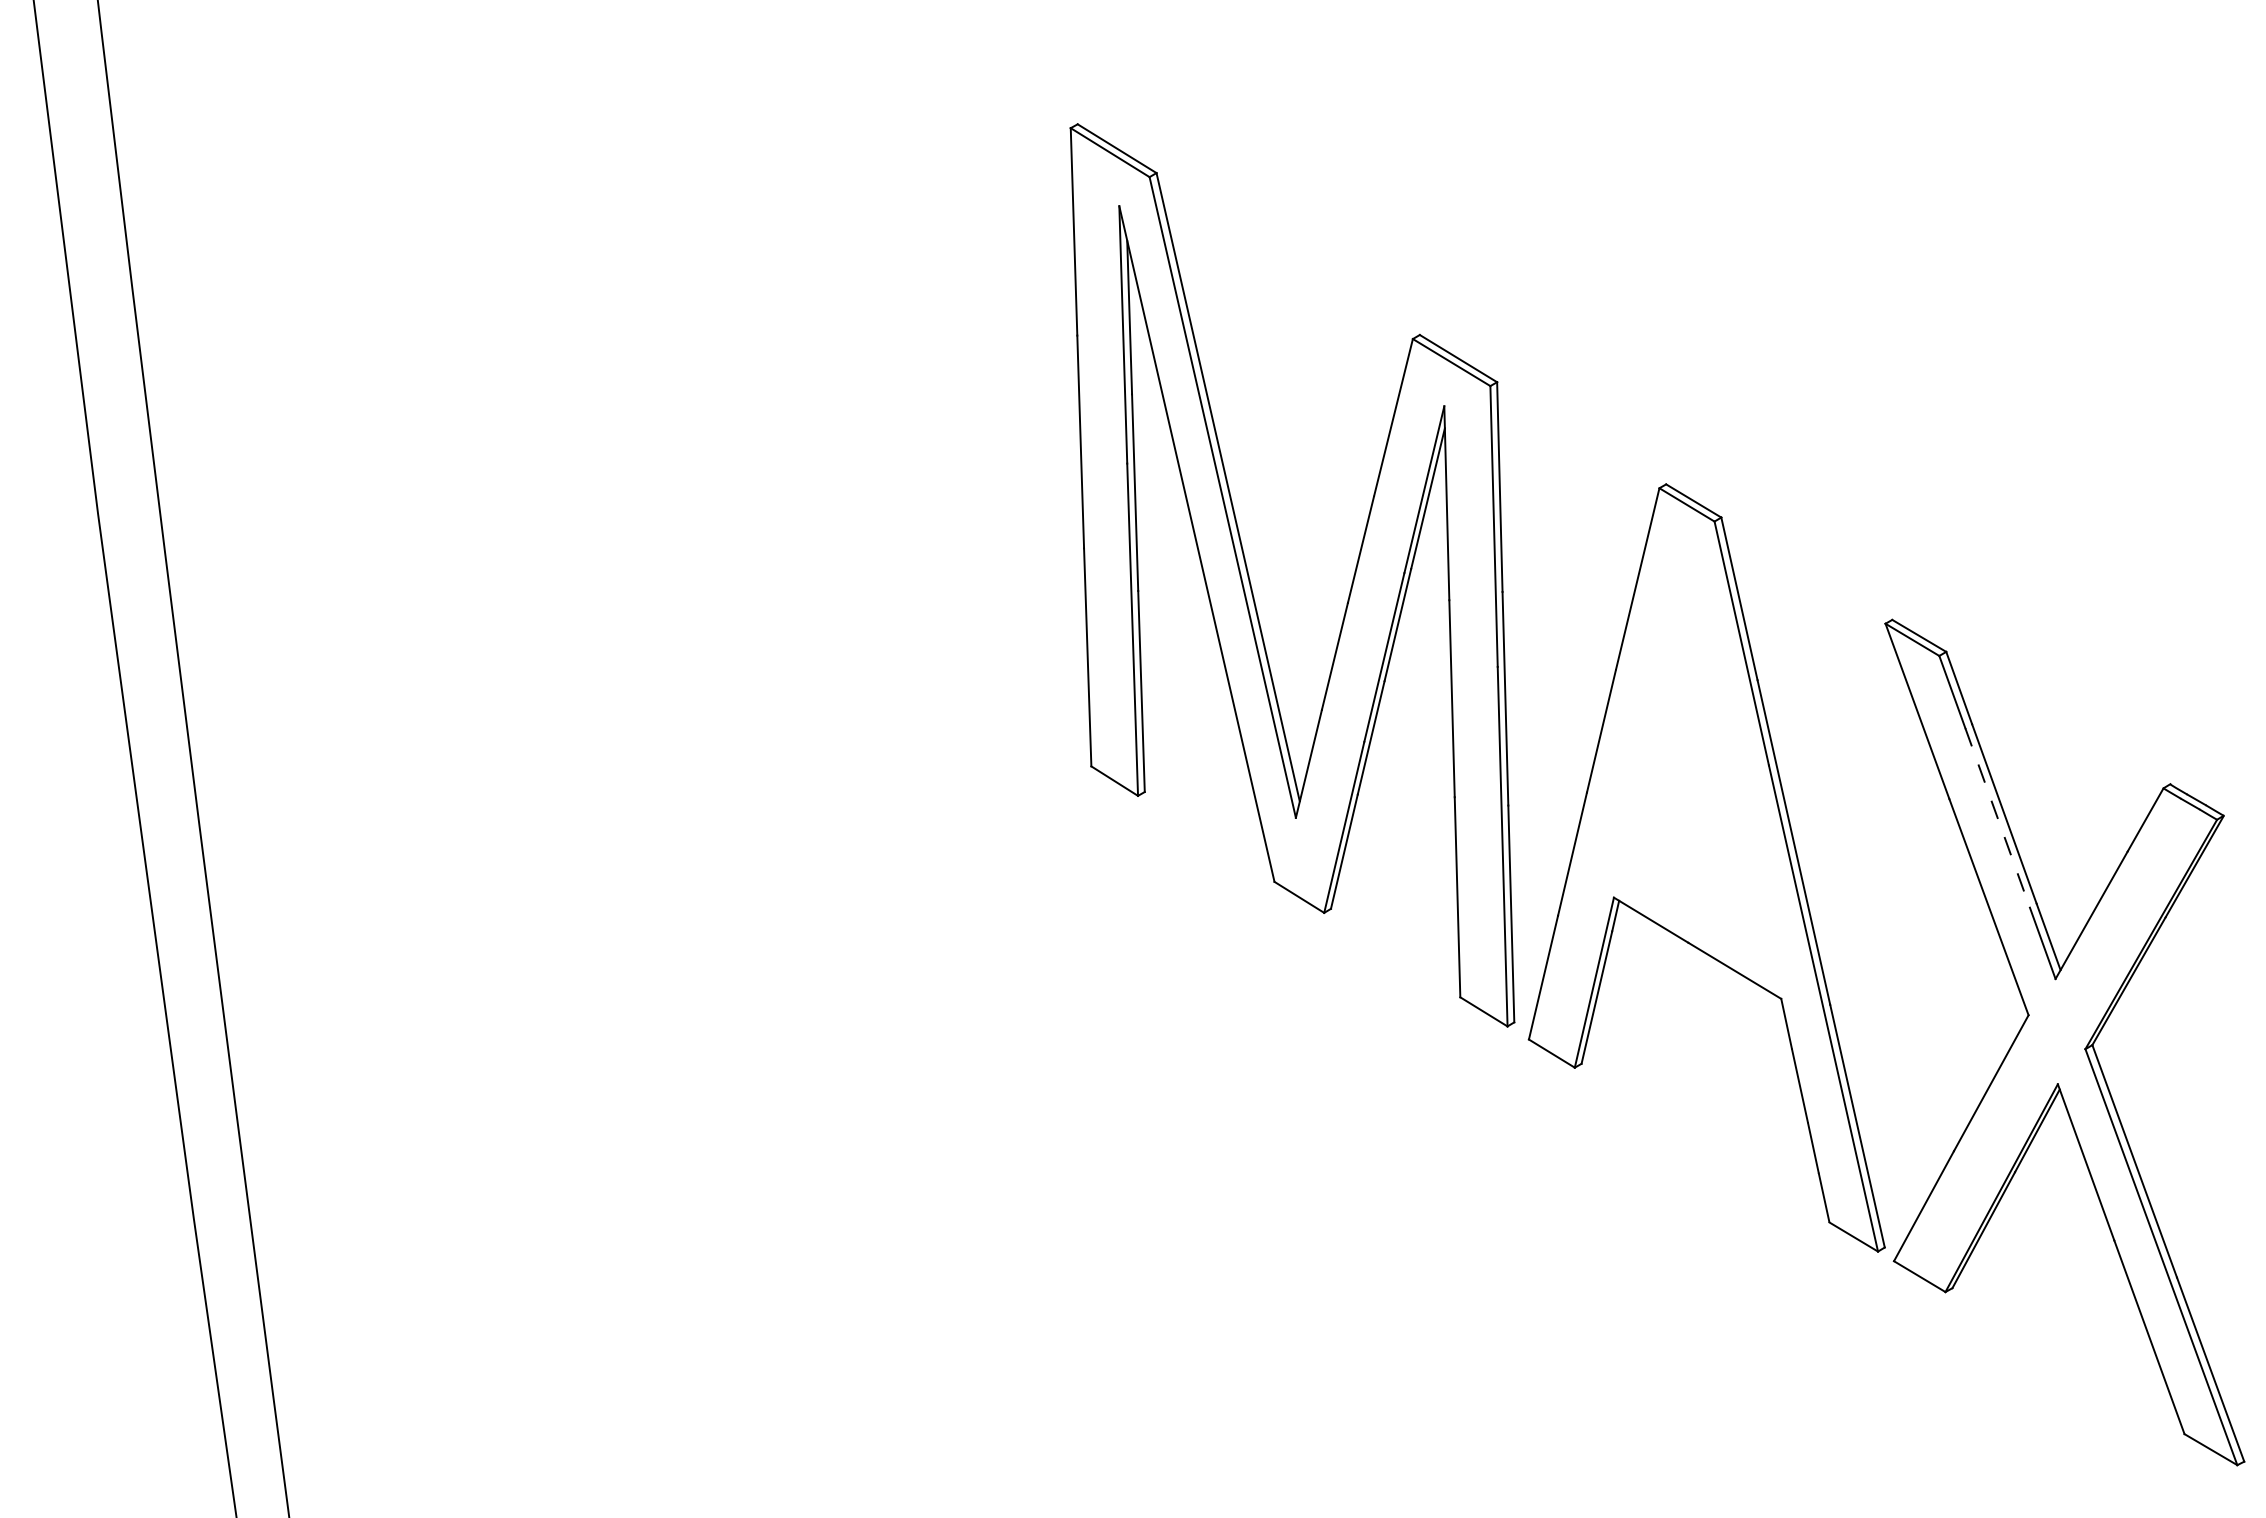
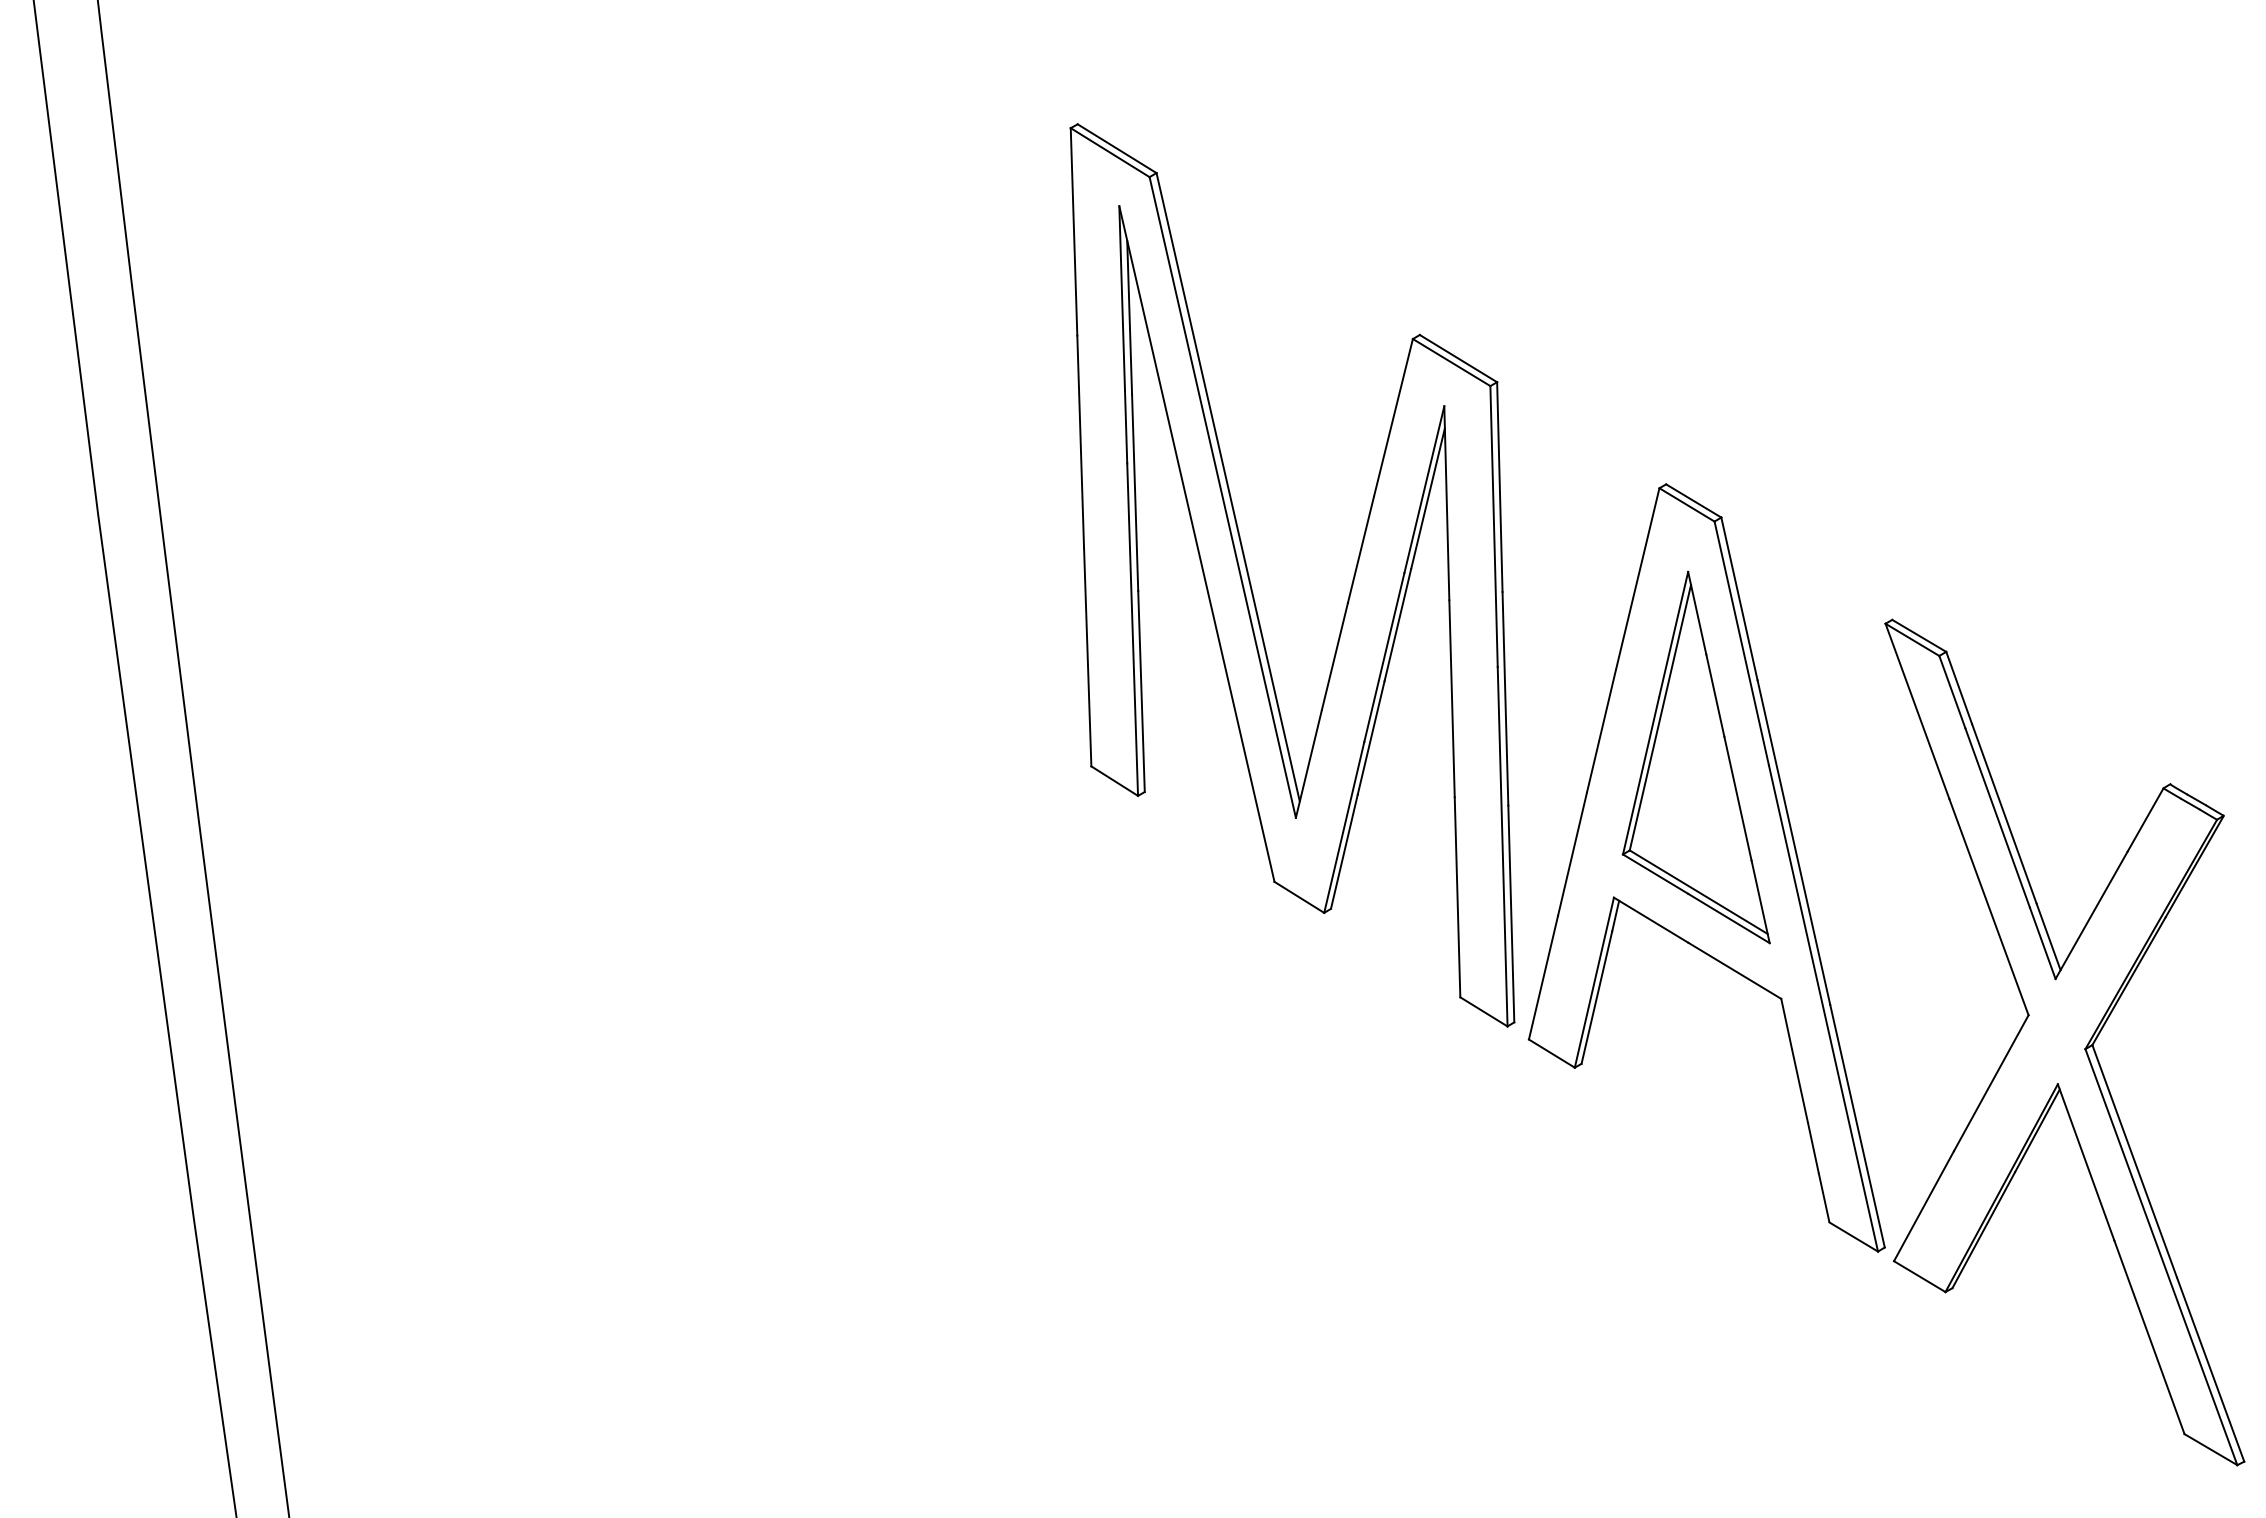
part: none -> present (1695, 757)
line: dashed -> solid (1997, 818)
